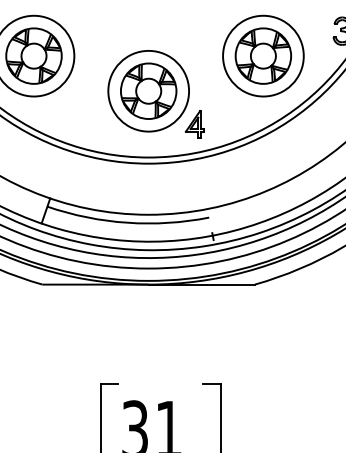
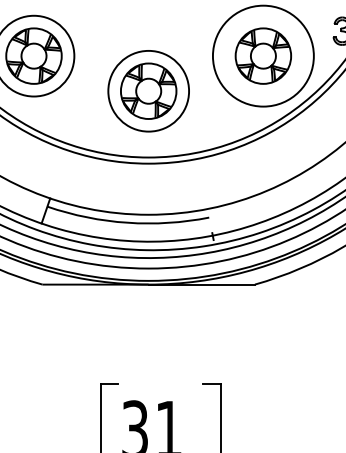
circle diameter: 81 px -> 101 px (262, 55)
part: present -> none (194, 124)
